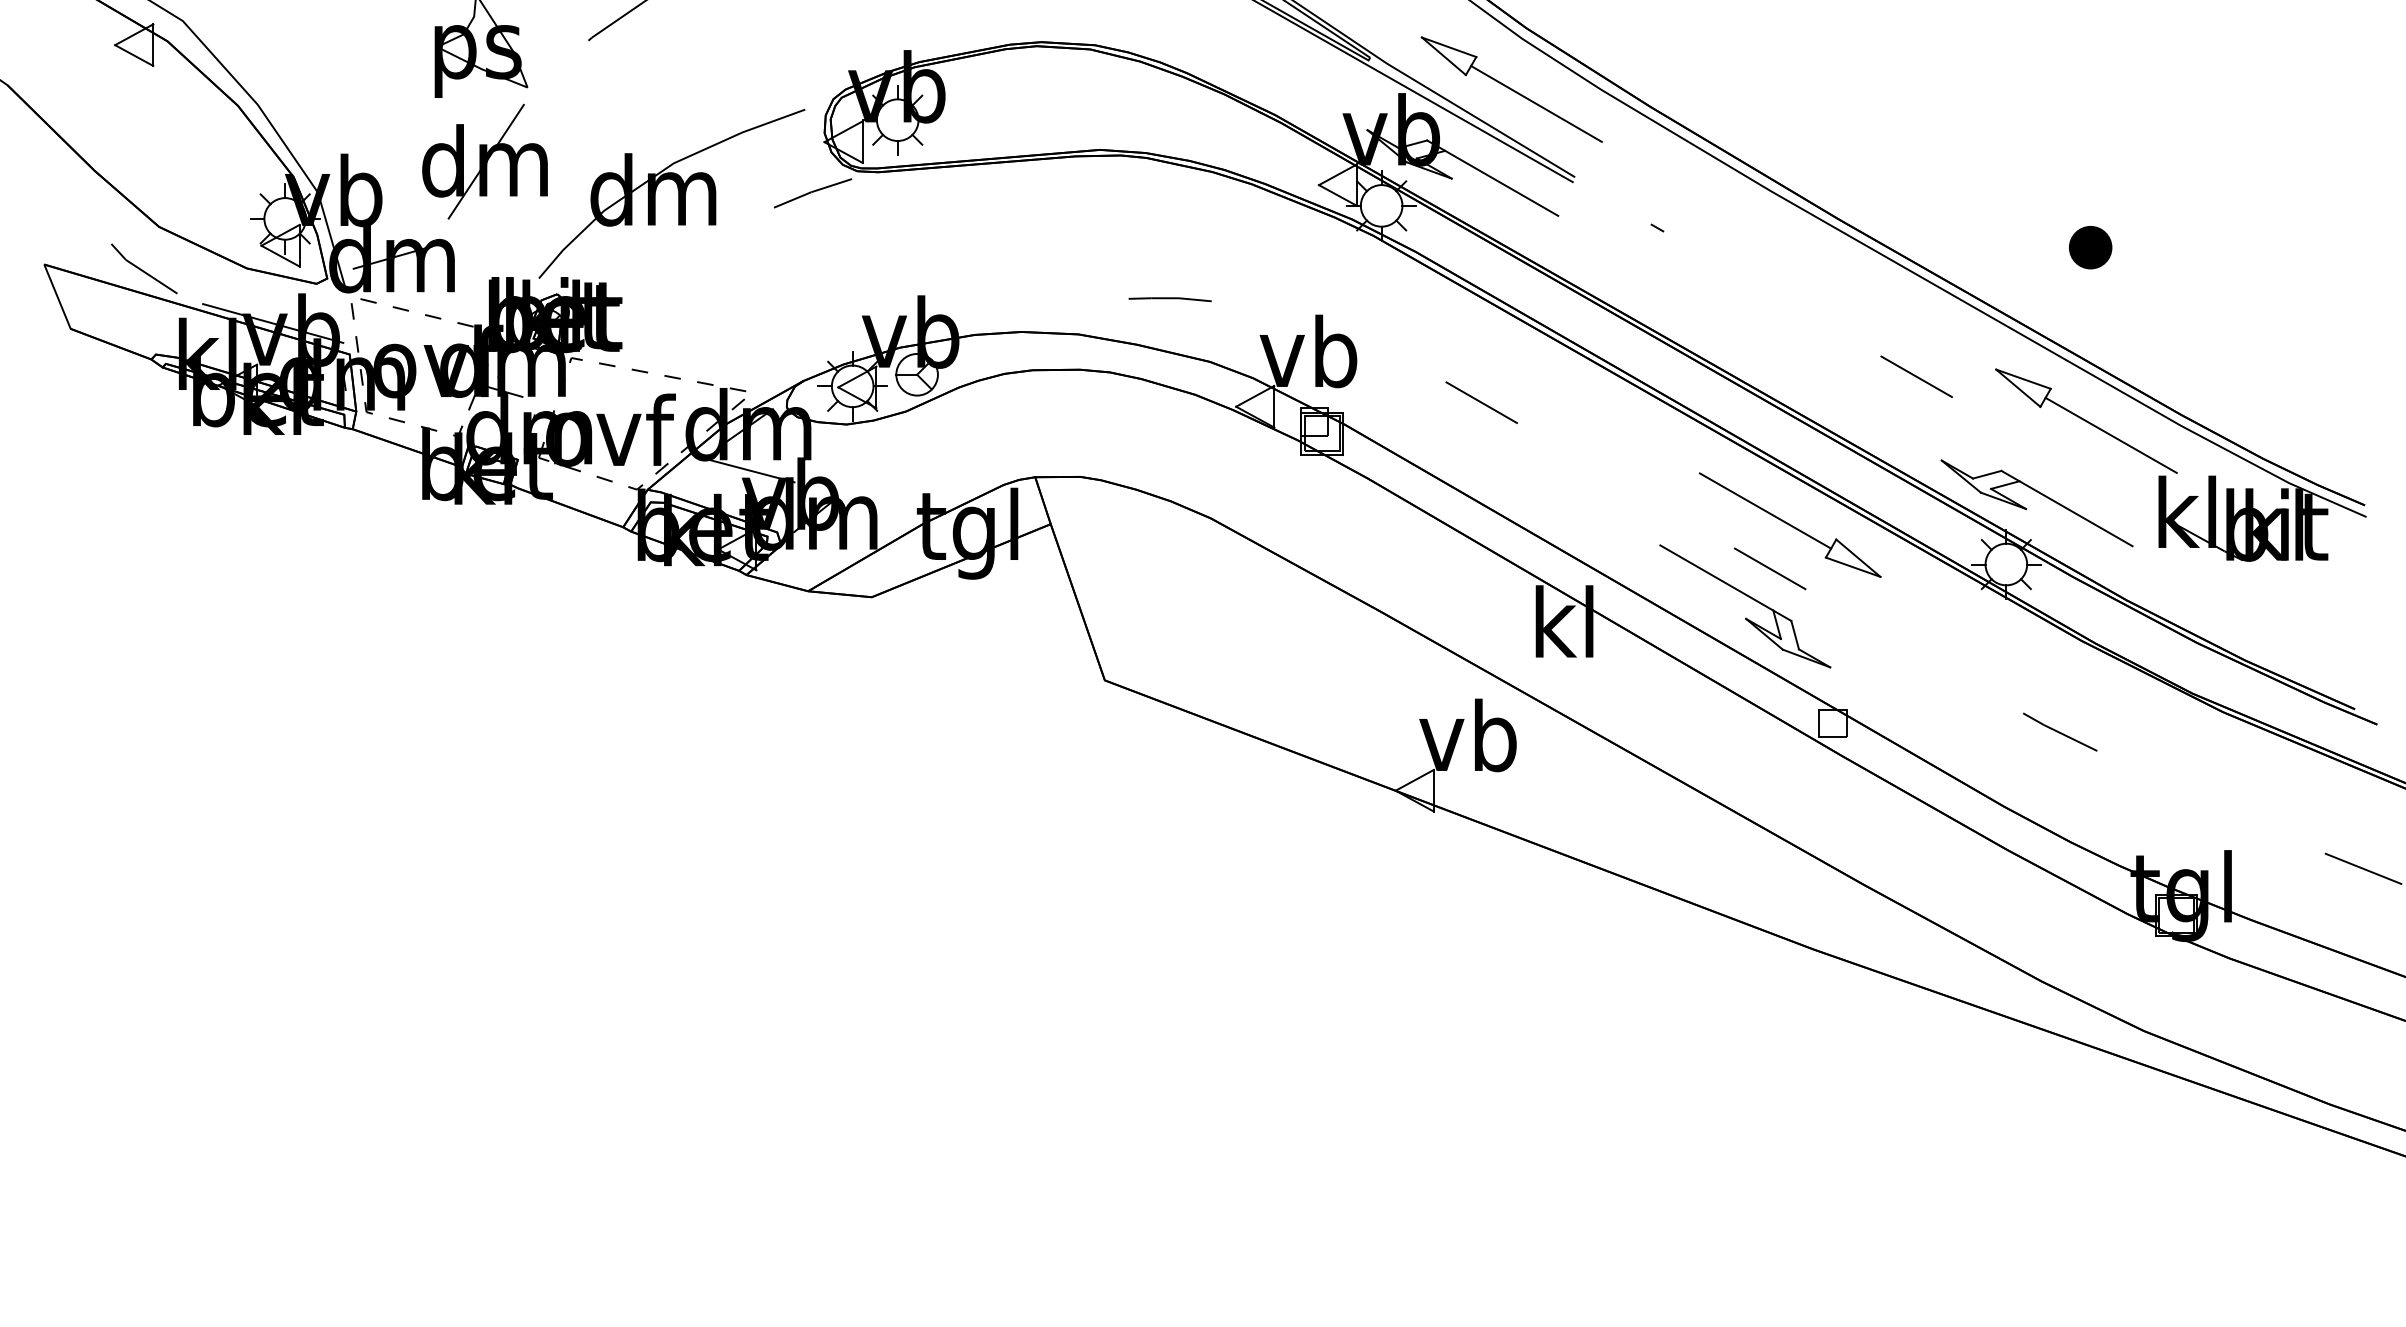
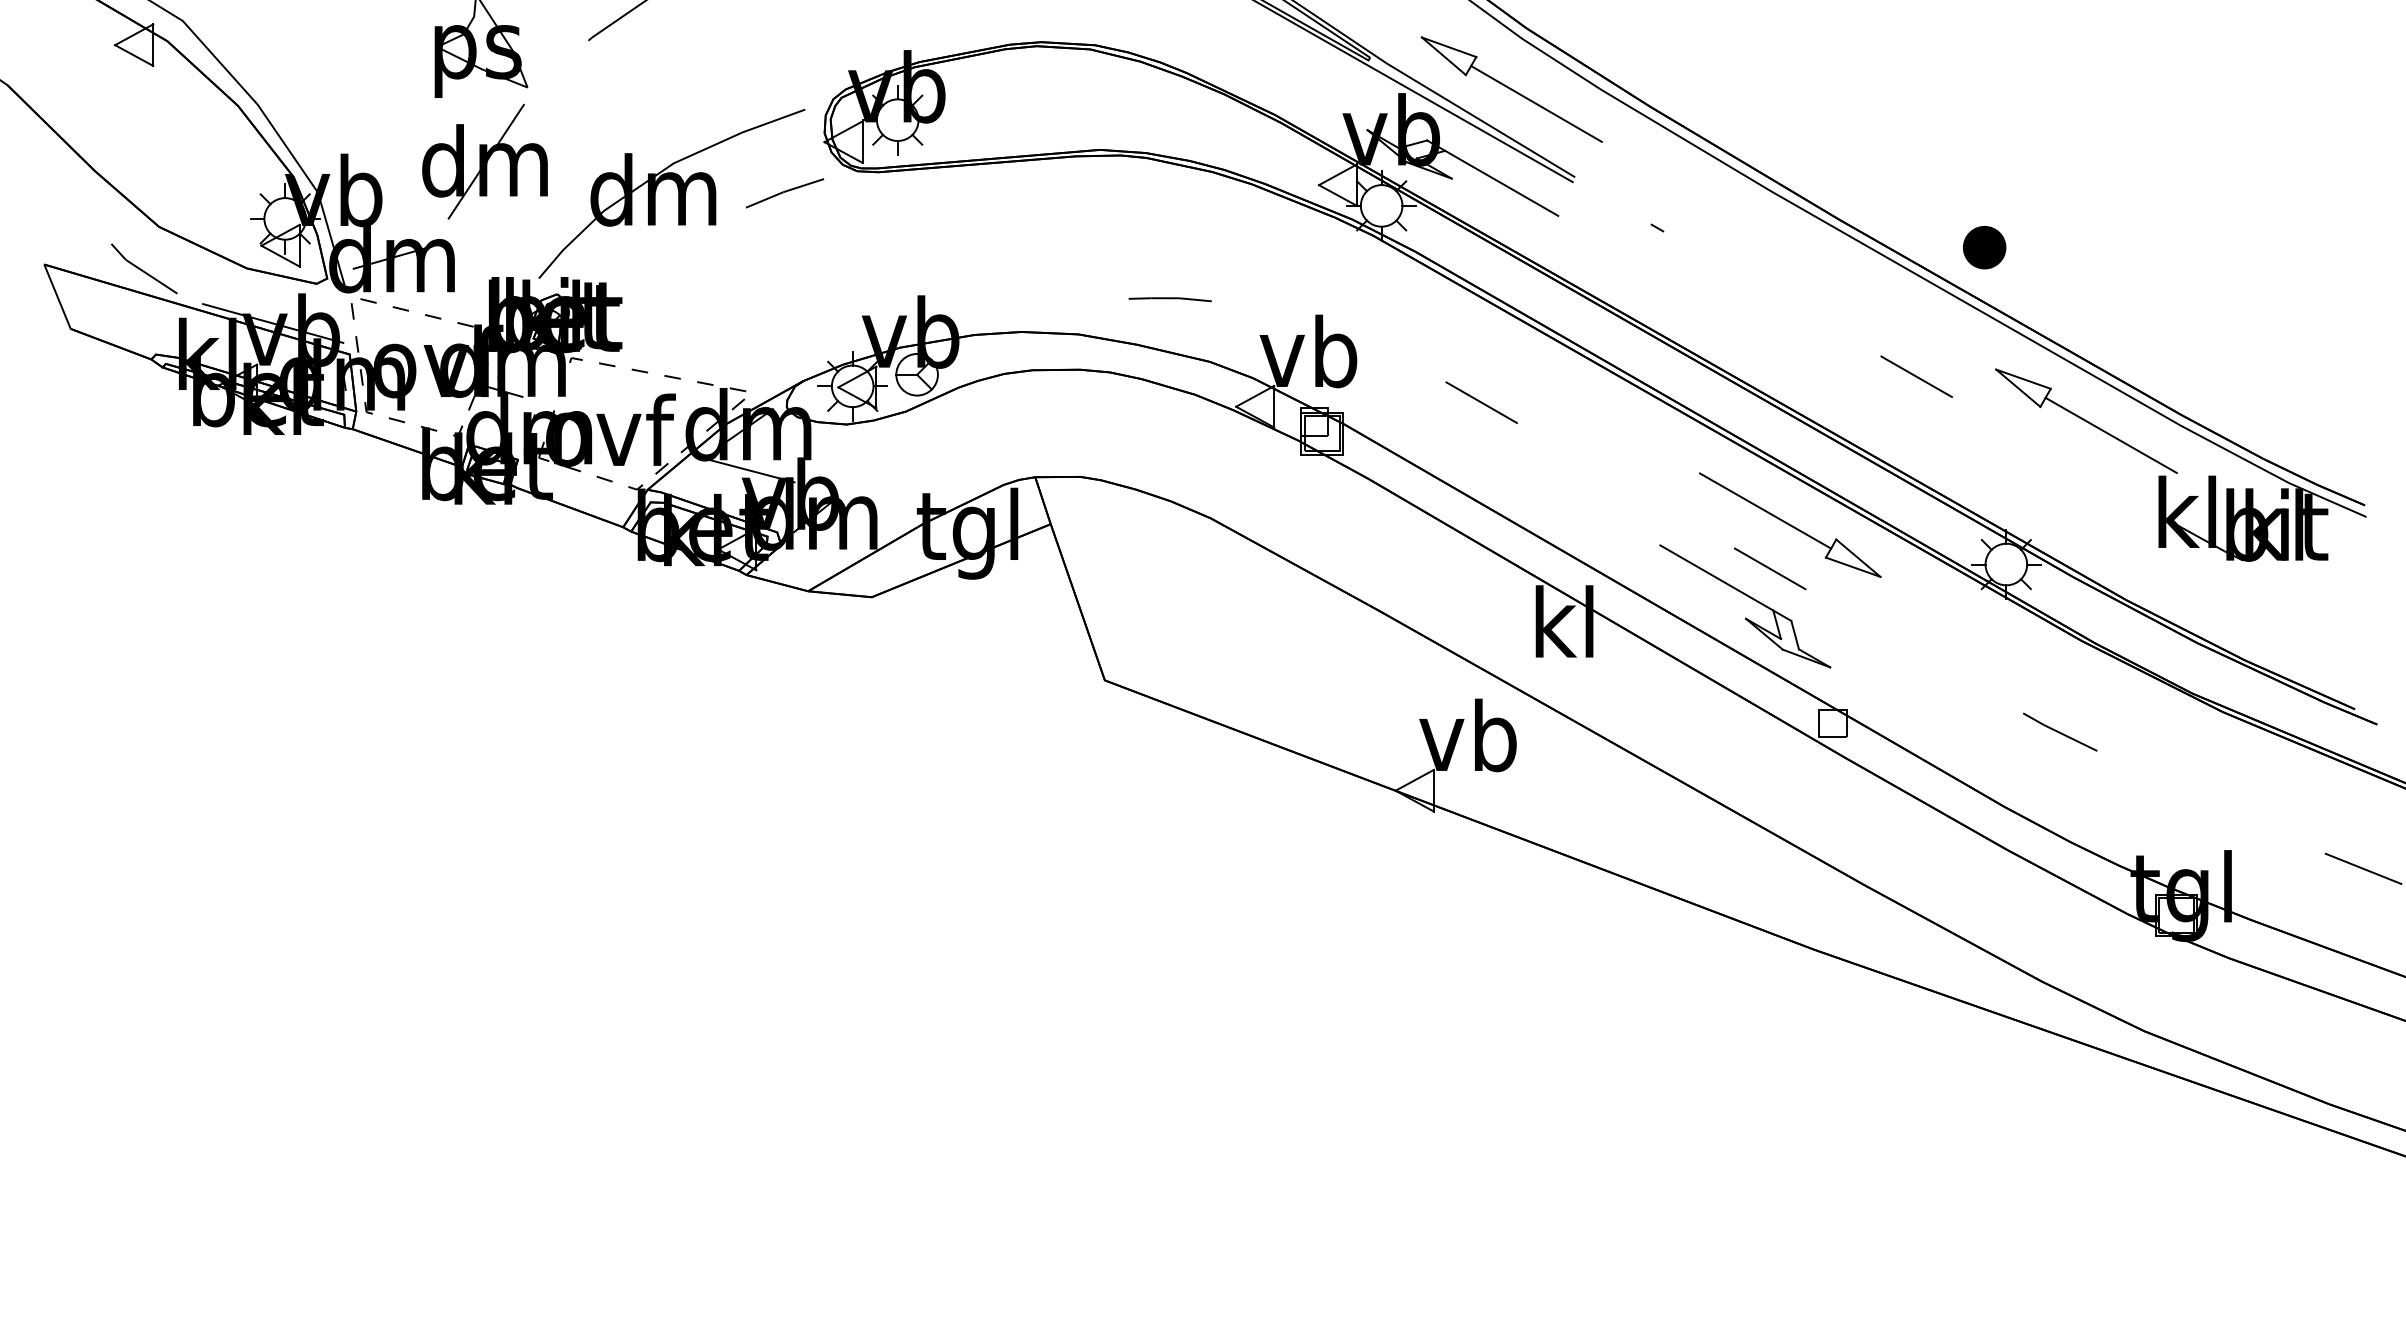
curve position: (813, 192) -> (785, 192) (785, 192)
part position: (2090, 247) -> (1984, 247) (1984, 247)
part: present -> none (2040, 494)
